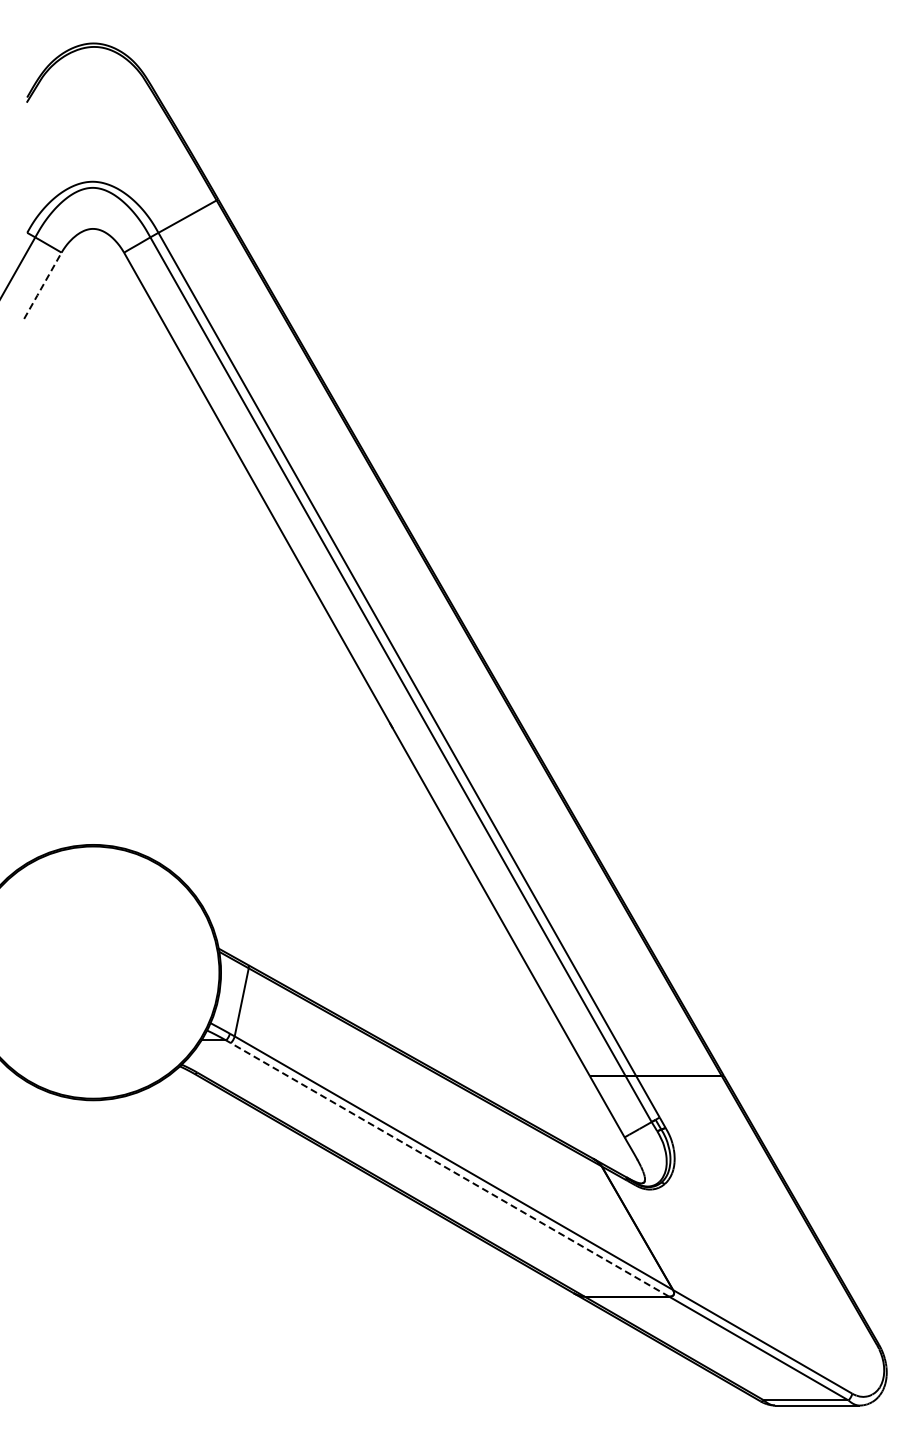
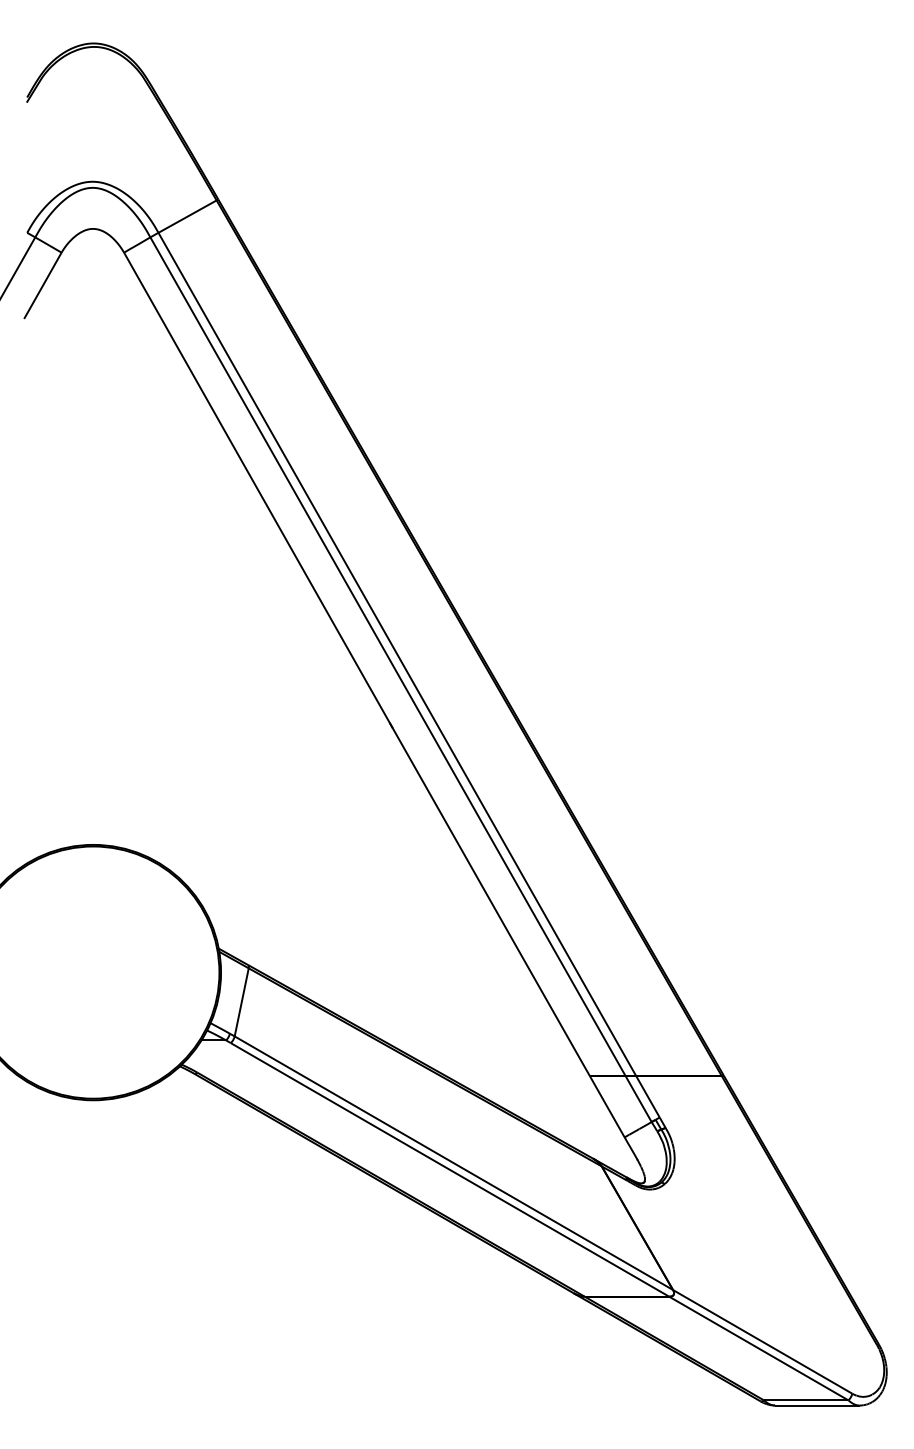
line: dashed -> solid (43, 285)
line: dashed -> solid (449, 1169)
